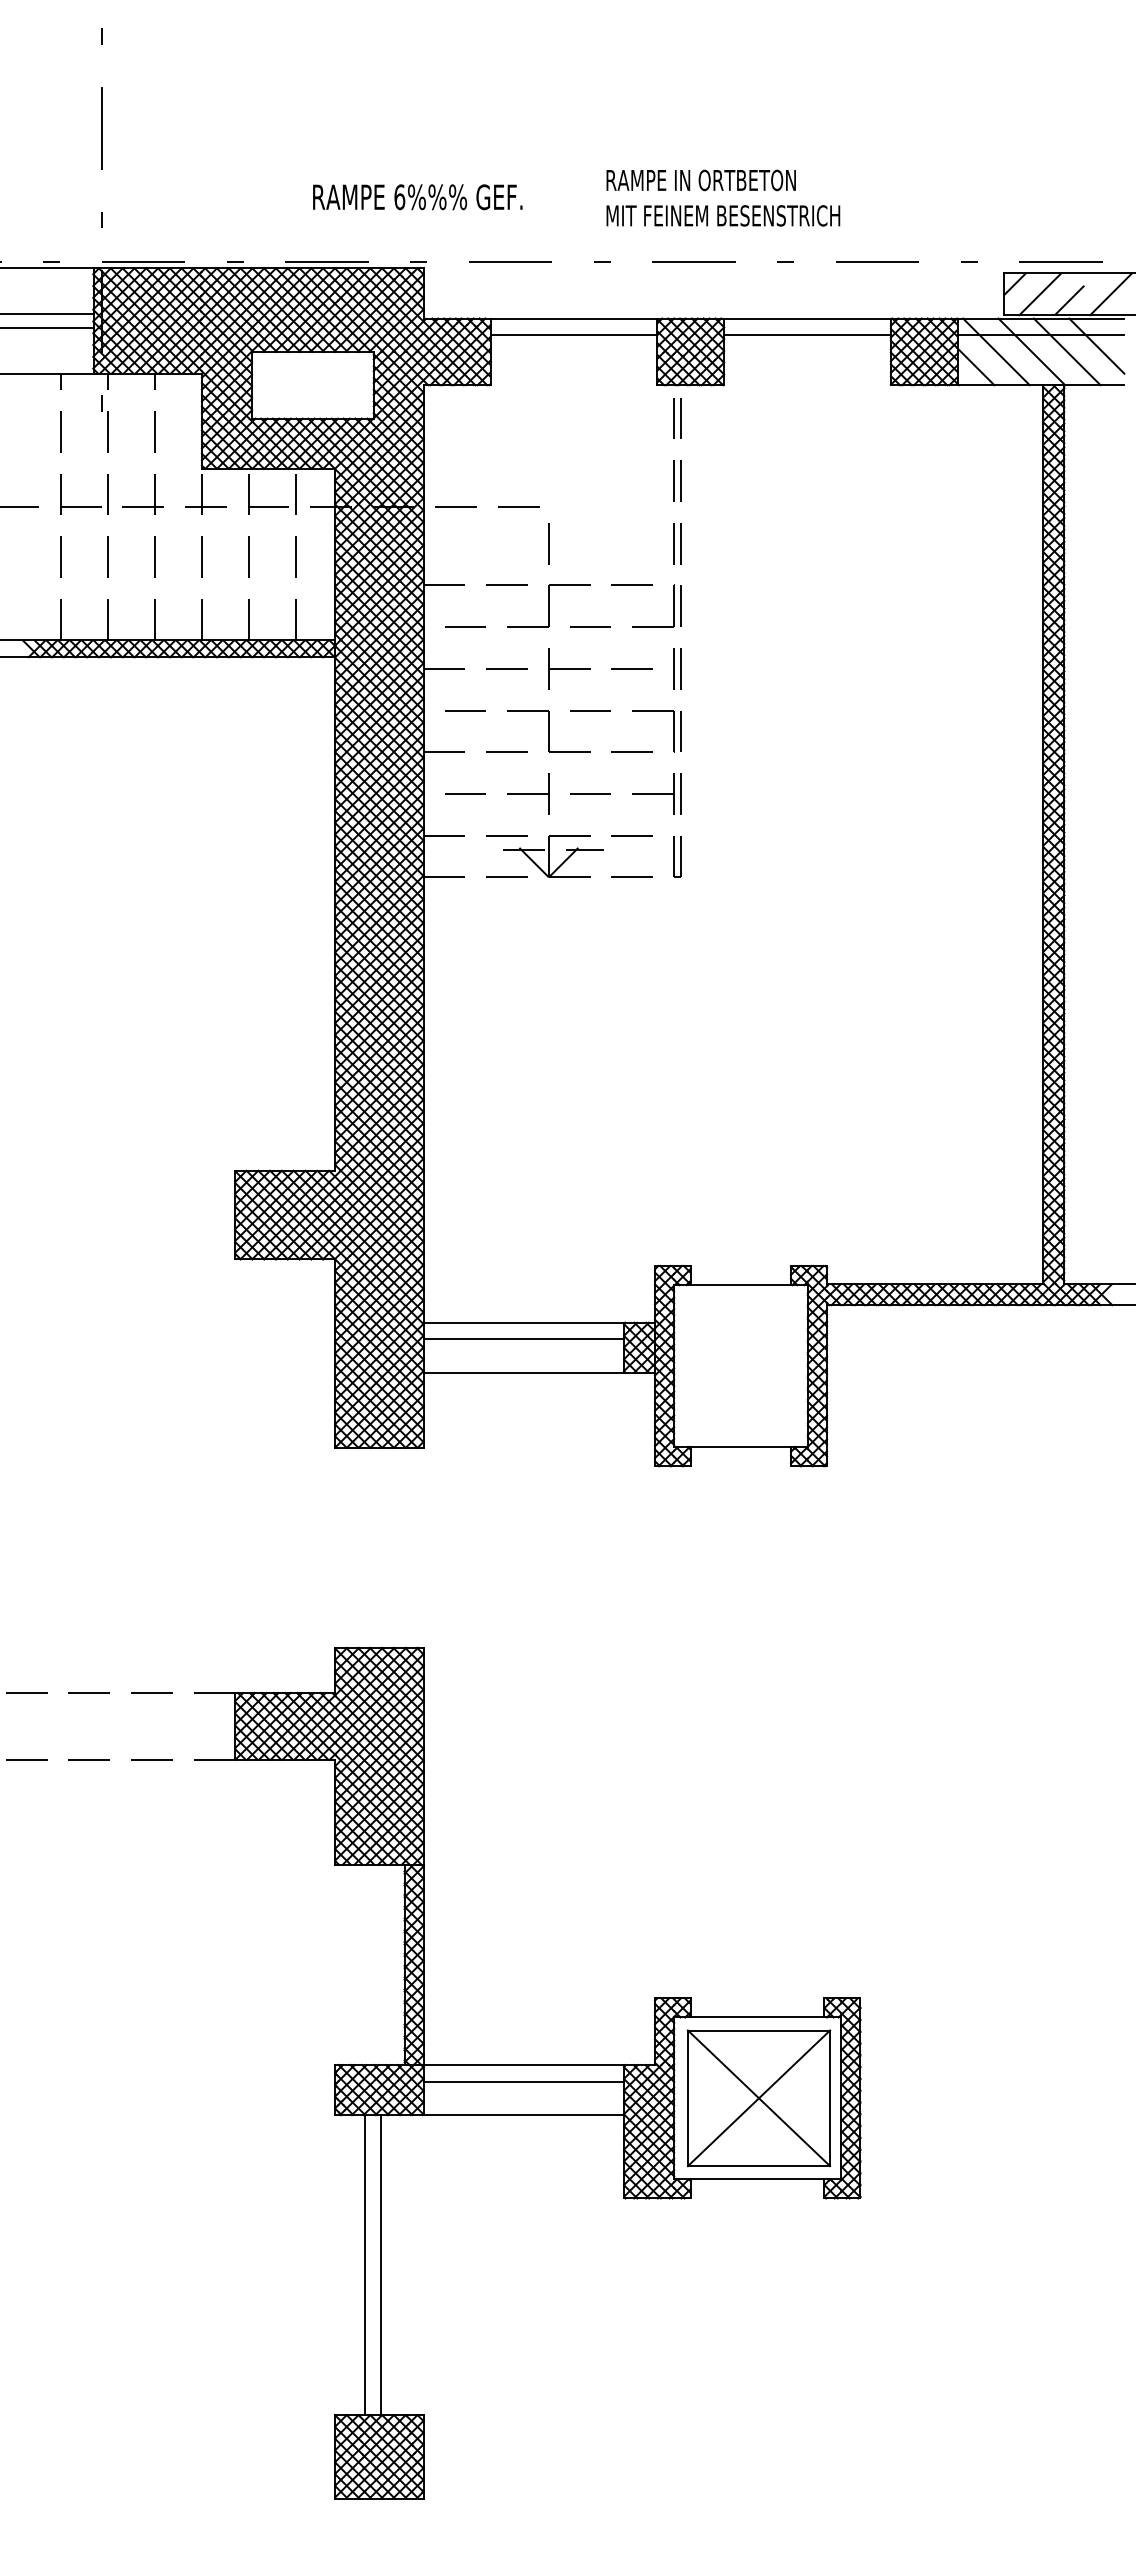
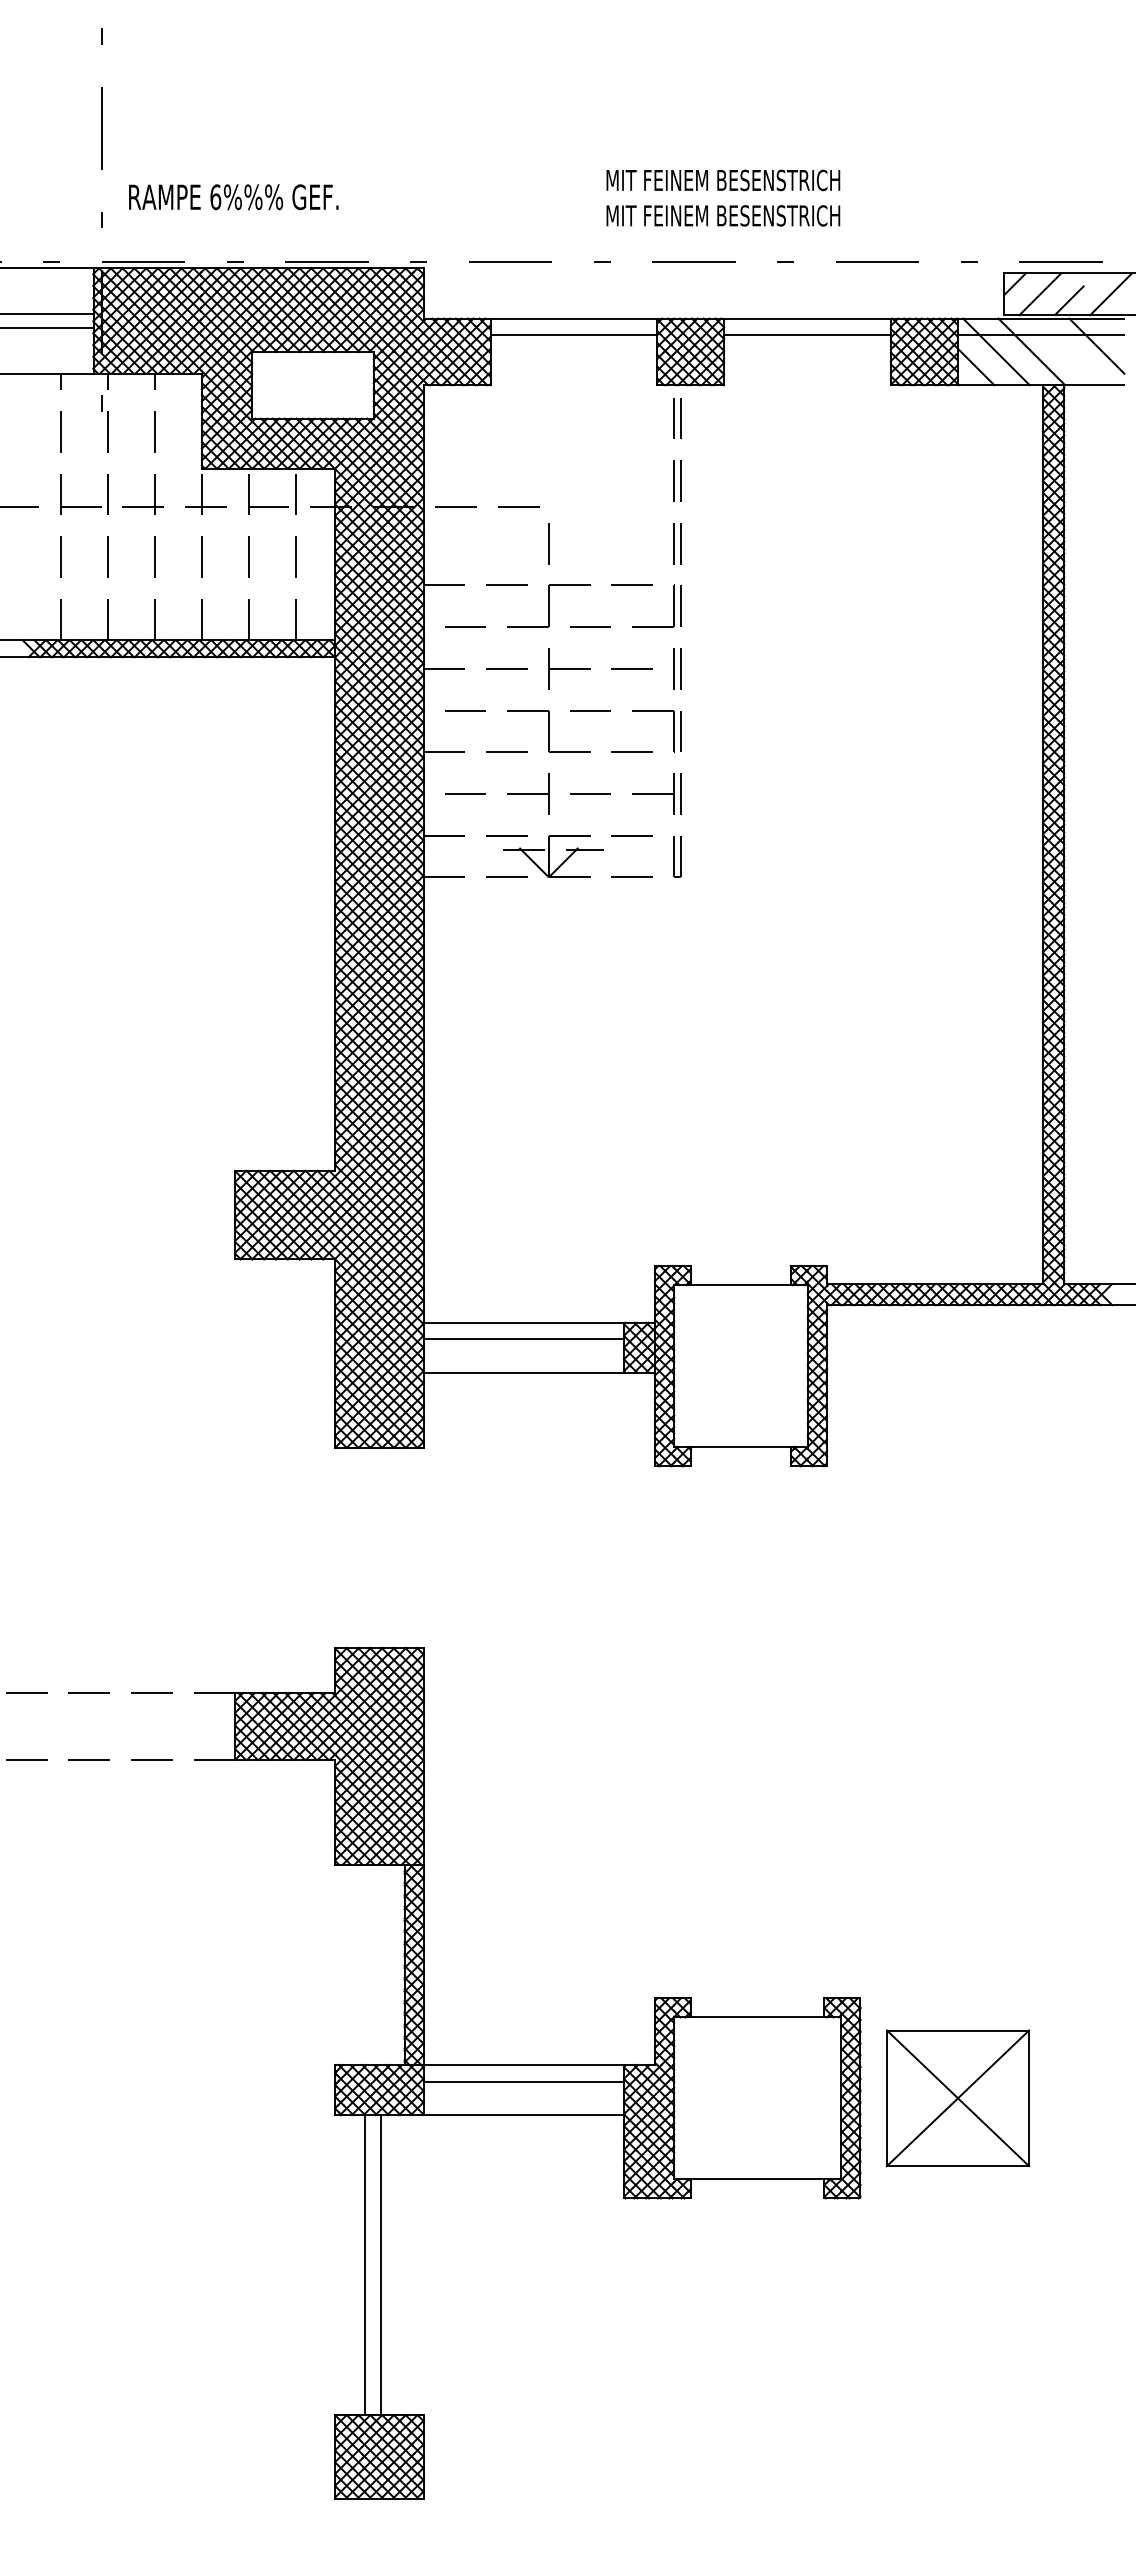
text: RAMPE IN ORTBETON -> MIT FEINEM BESENSTRICH (724, 180)
text position: (417, 197) -> (233, 197) (233, 197)
line: present -> none (1066, 351)
part position: (758, 2098) -> (957, 2098) (957, 2098)
